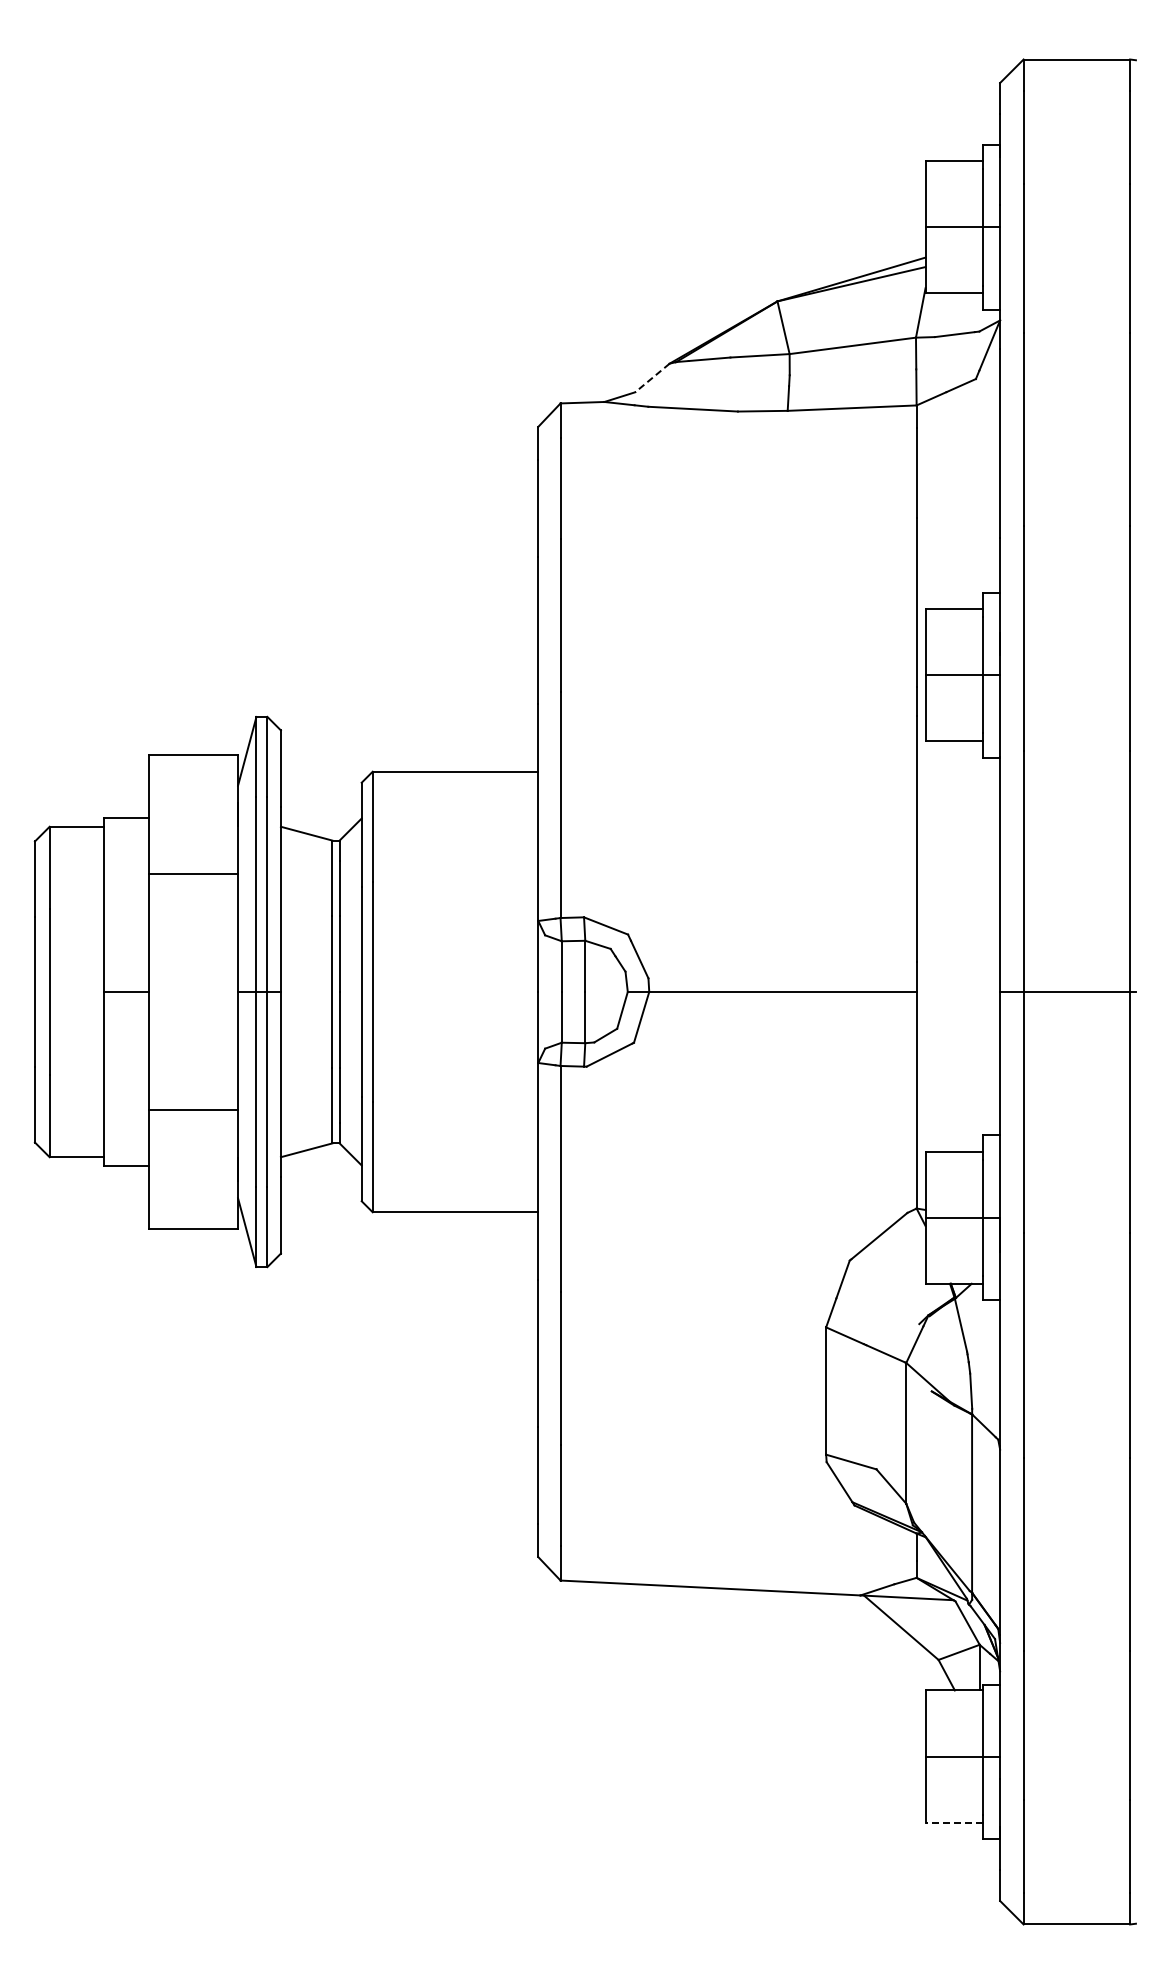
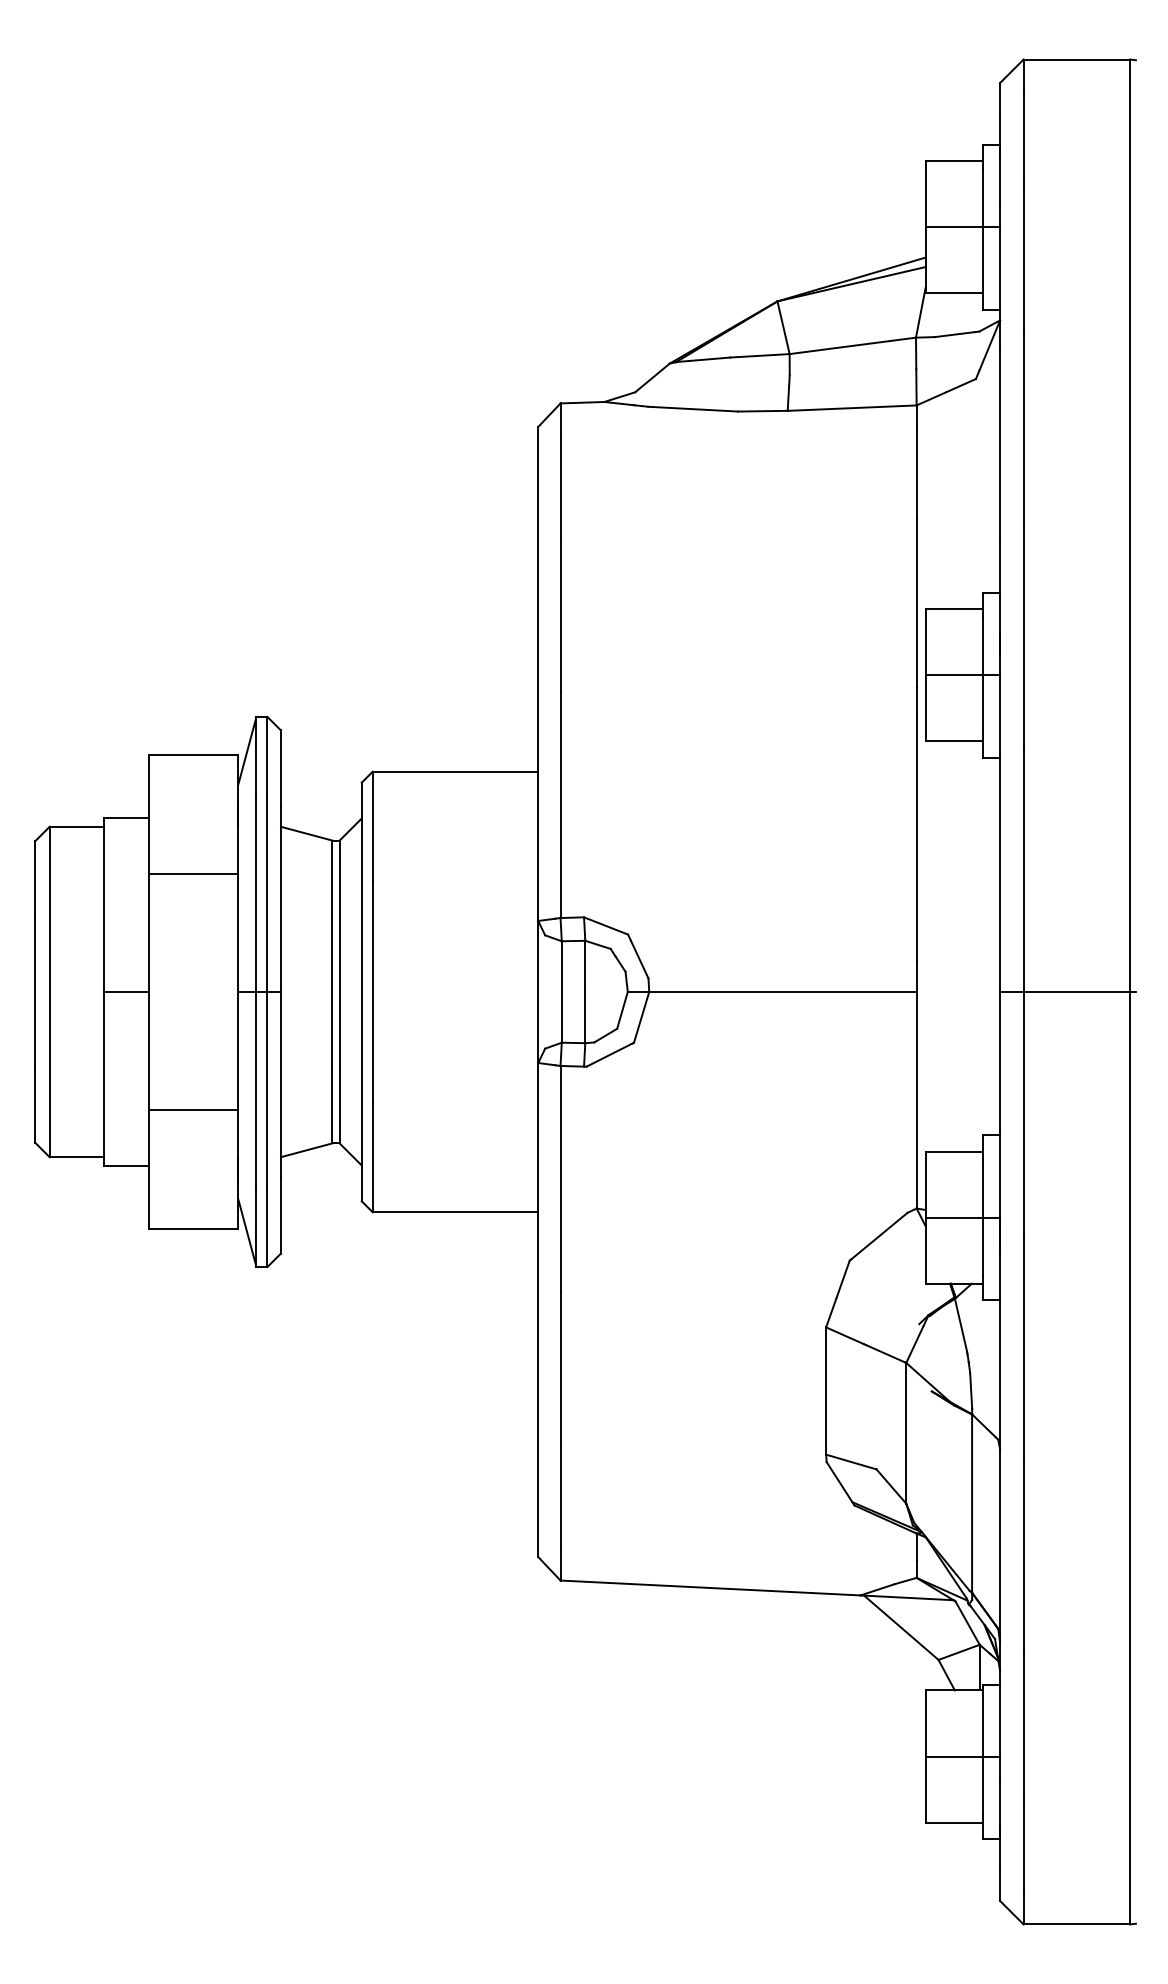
line: dashed -> solid (652, 378)
line: dashed -> solid (953, 1822)
